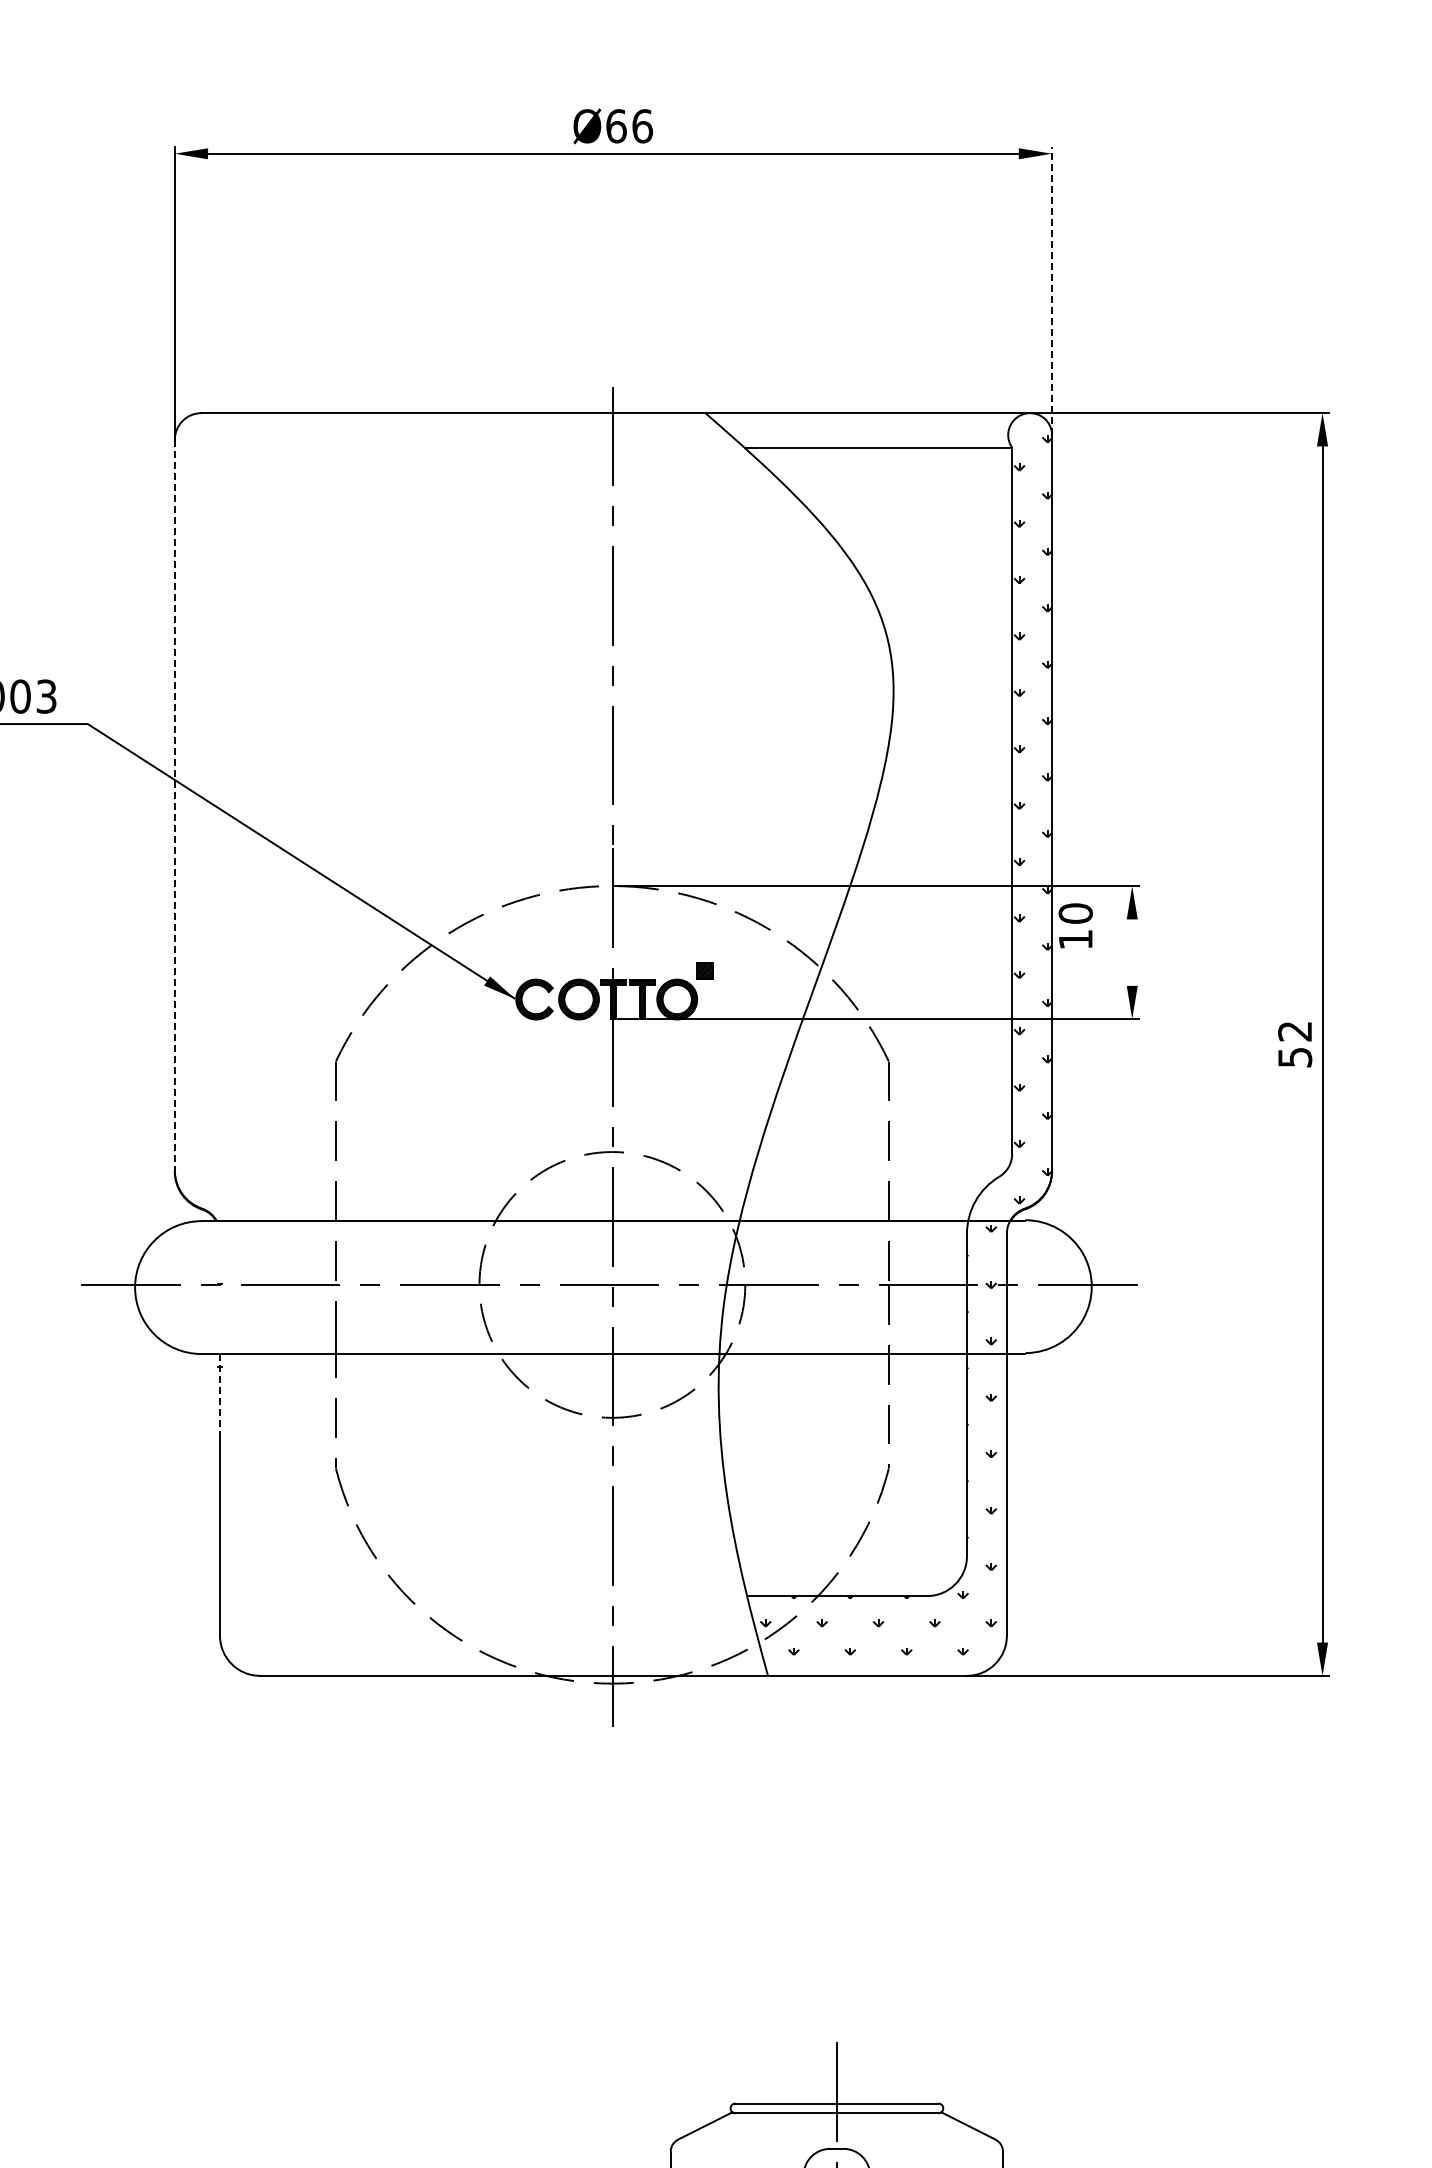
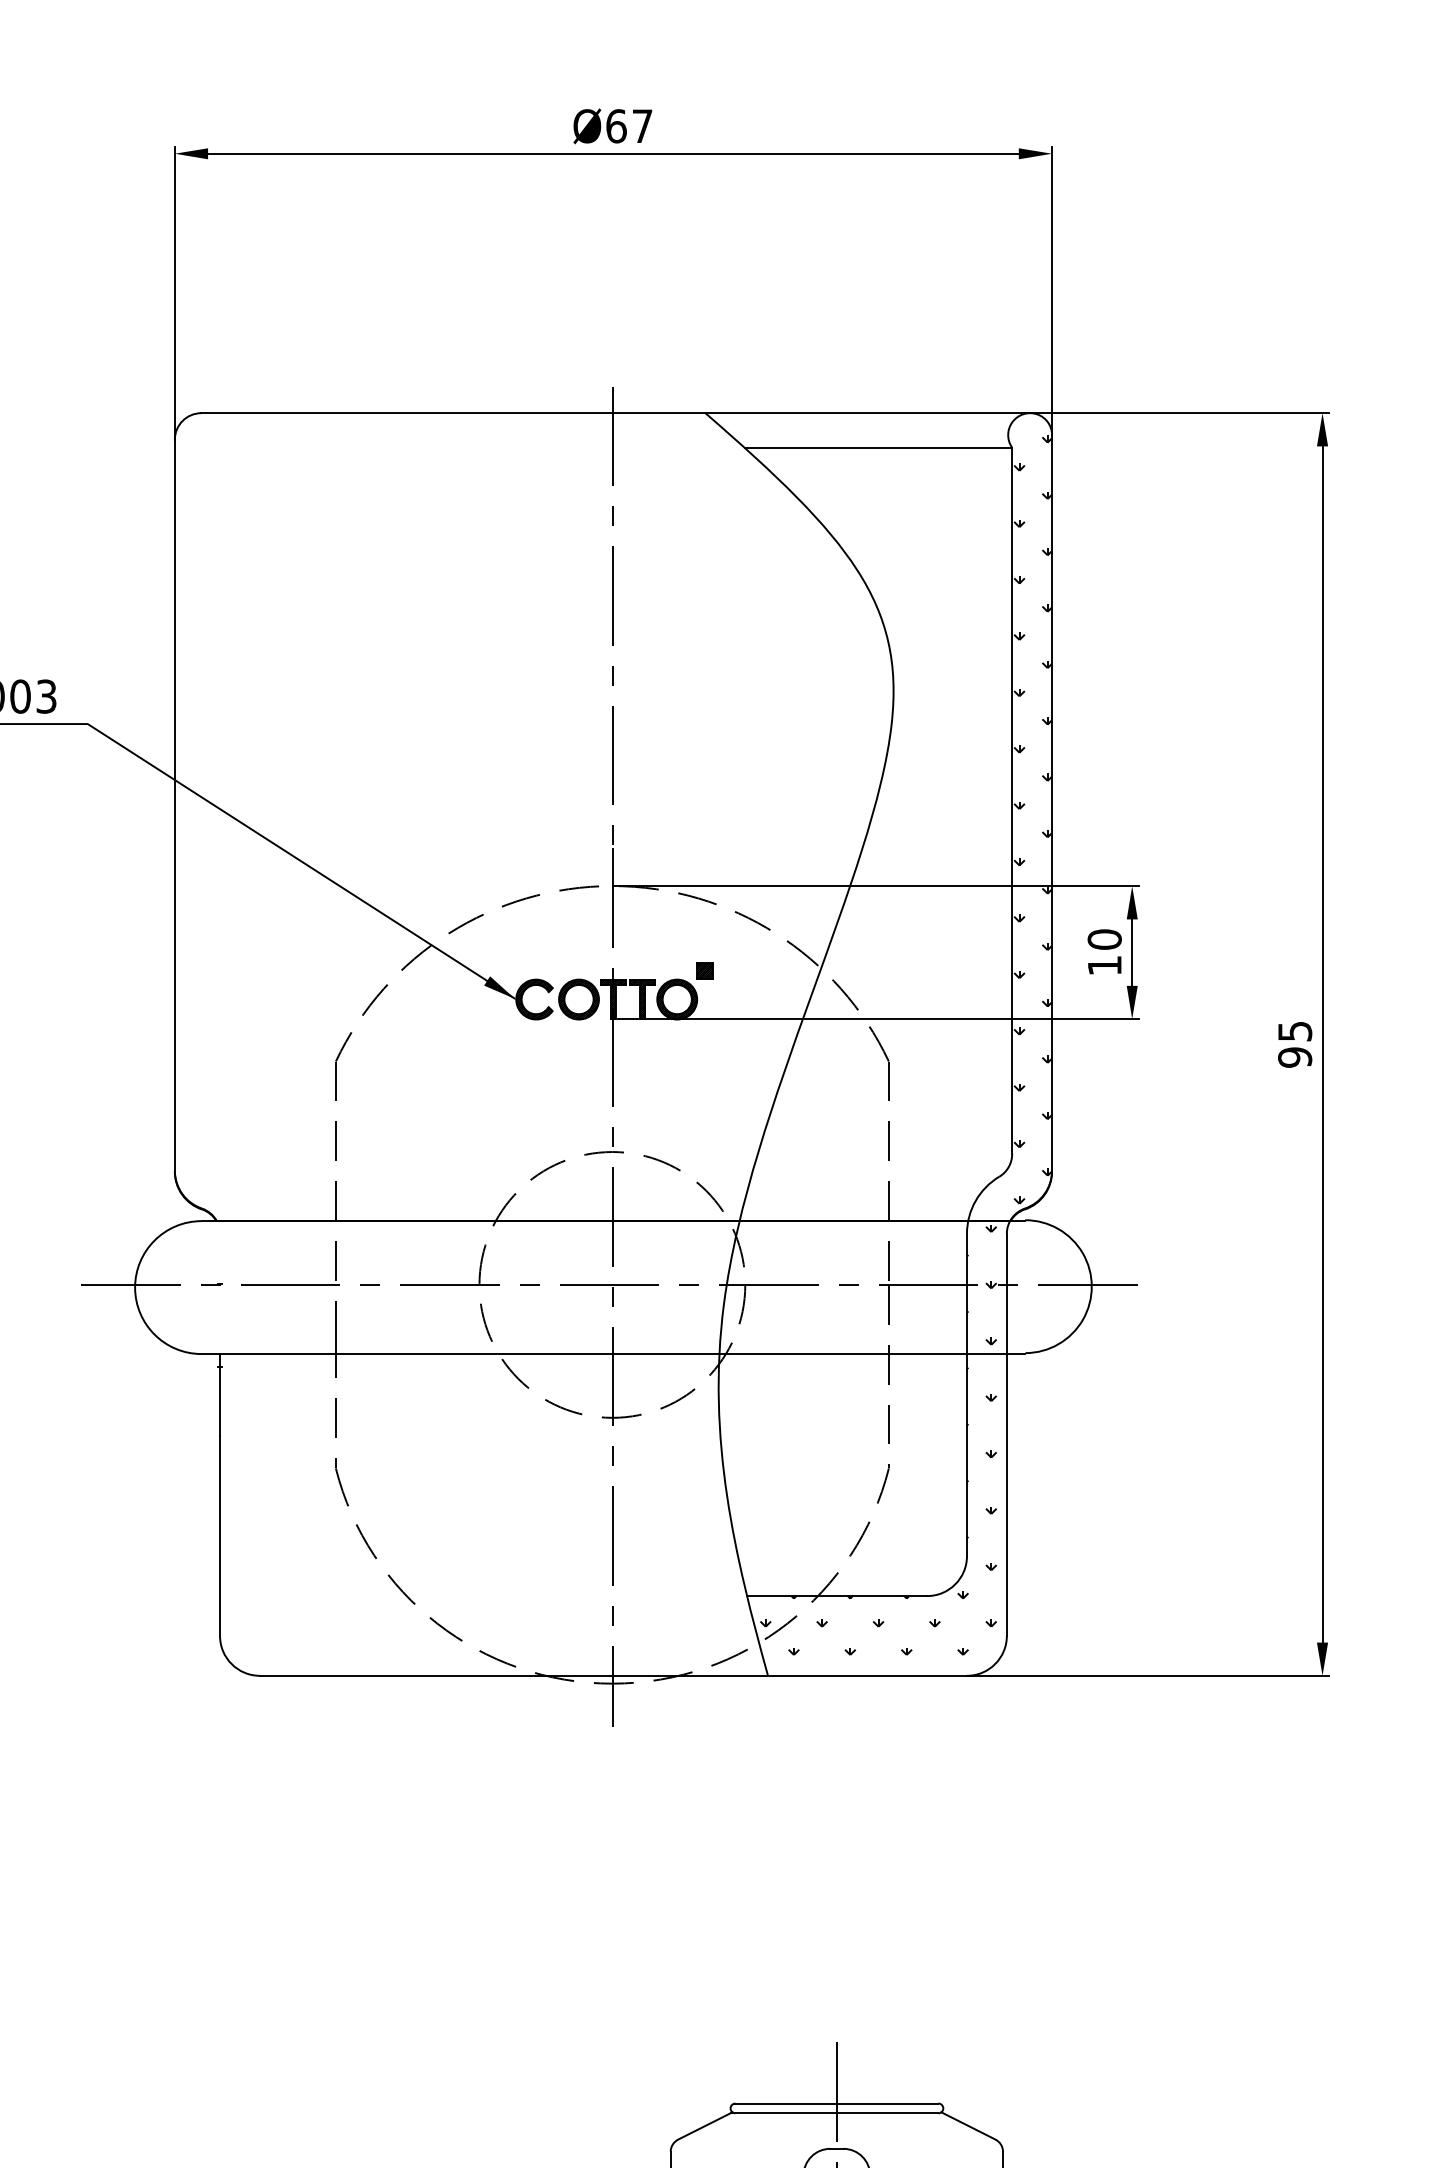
text: Ø66 -> Ø67 (642, 126)
line: dashed -> solid (1052, 290)
line: dashed -> solid (174, 805)
text position: (1075, 925) -> (1104, 951) (1104, 951)
line: none -> present (1132, 952)
text: 52 -> 95 (1295, 1044)
line: dashed -> solid (220, 1395)
